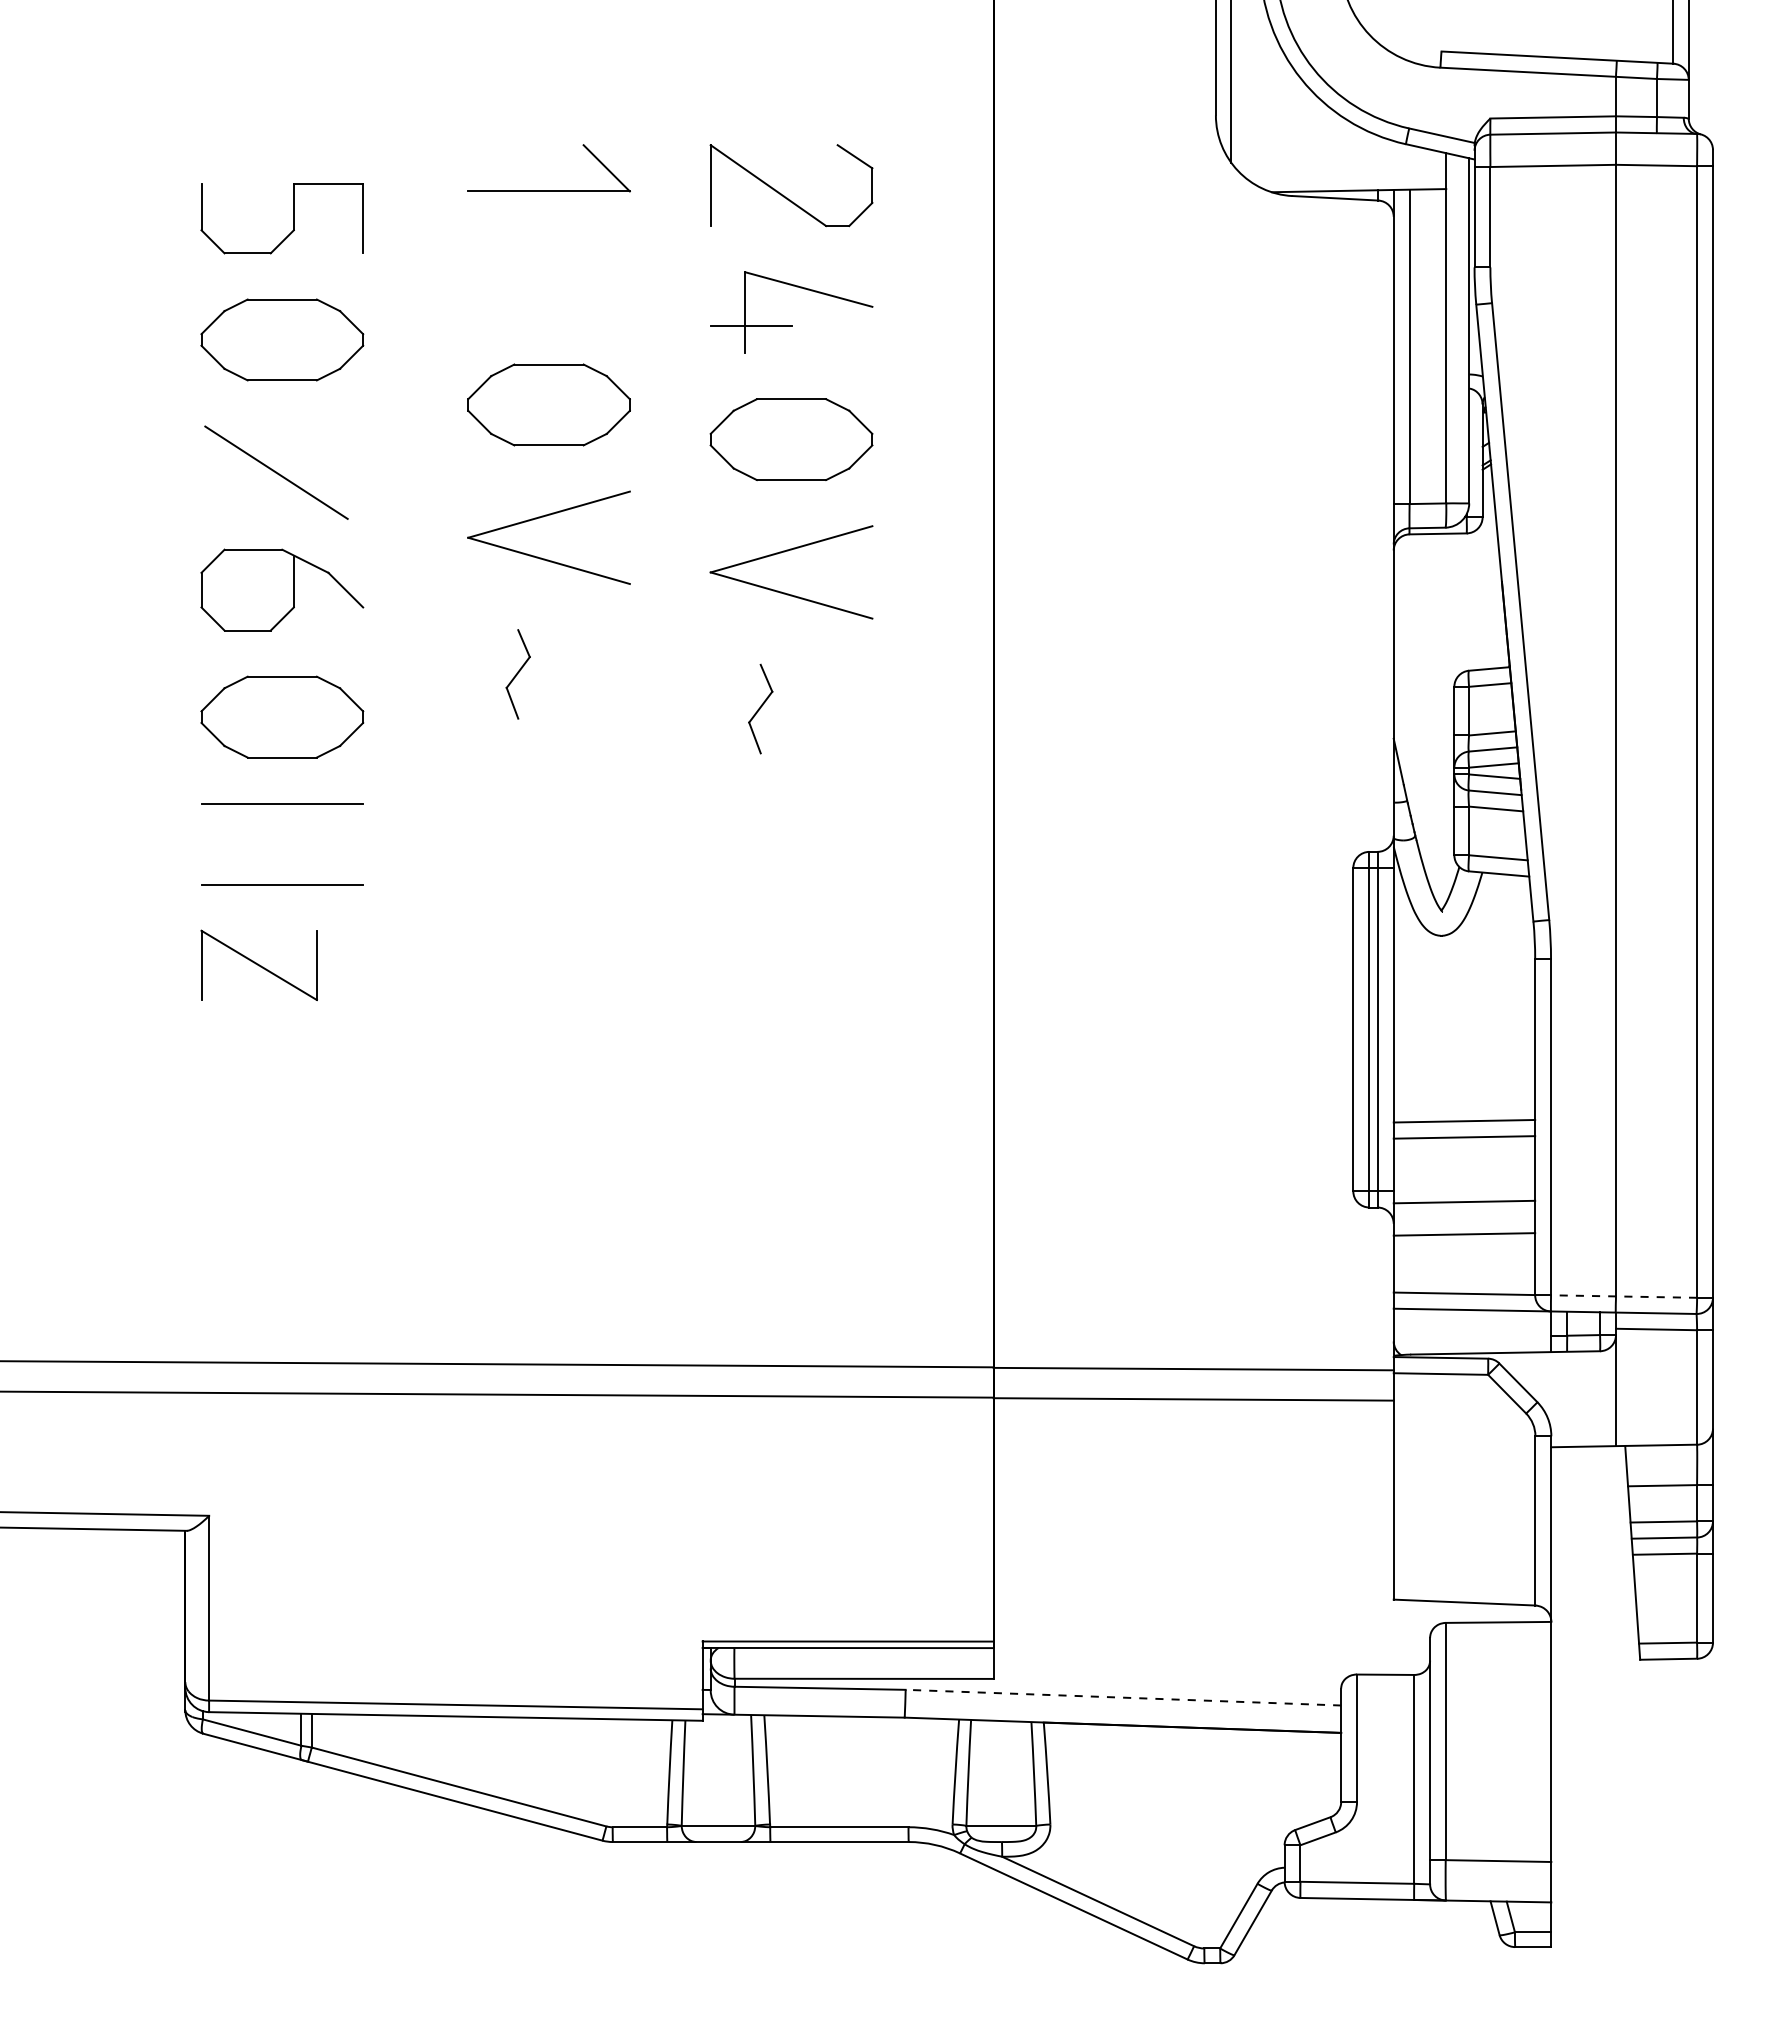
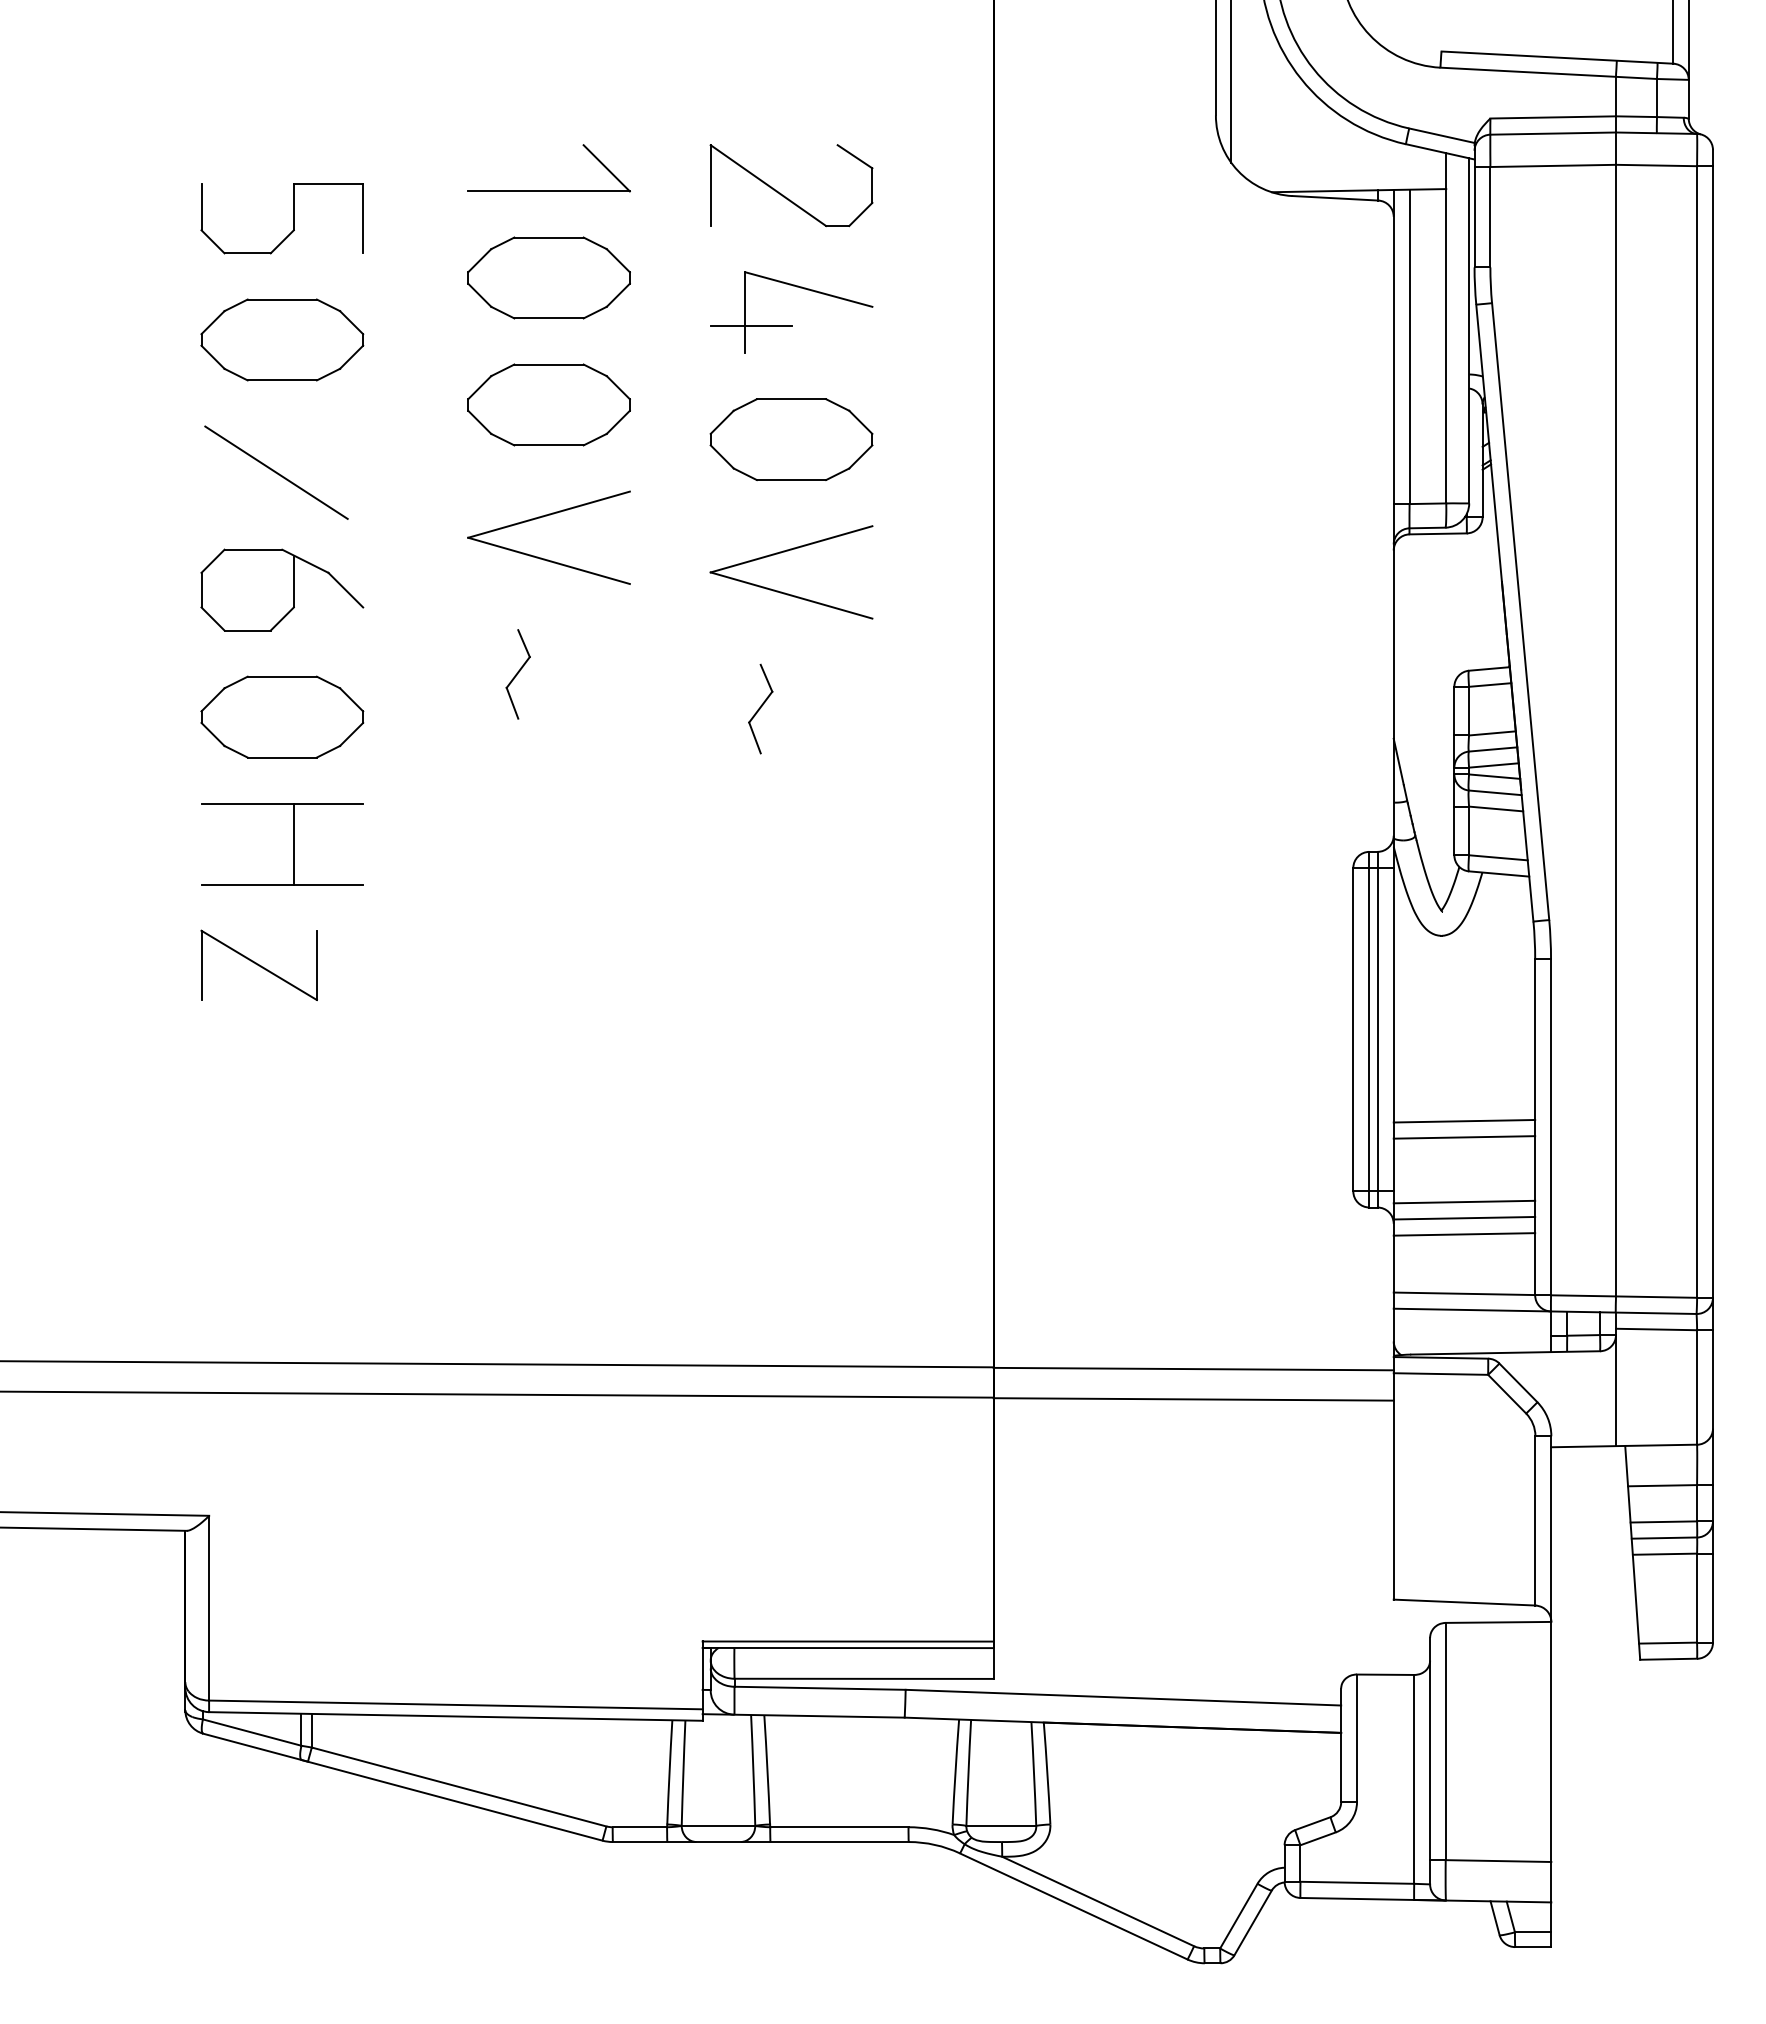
part: none -> present (548, 277)
line: none -> present (293, 843)
line: none -> present (1464, 1217)
line: dashed -> solid (1623, 1296)
line: dashed -> solid (1123, 1697)
